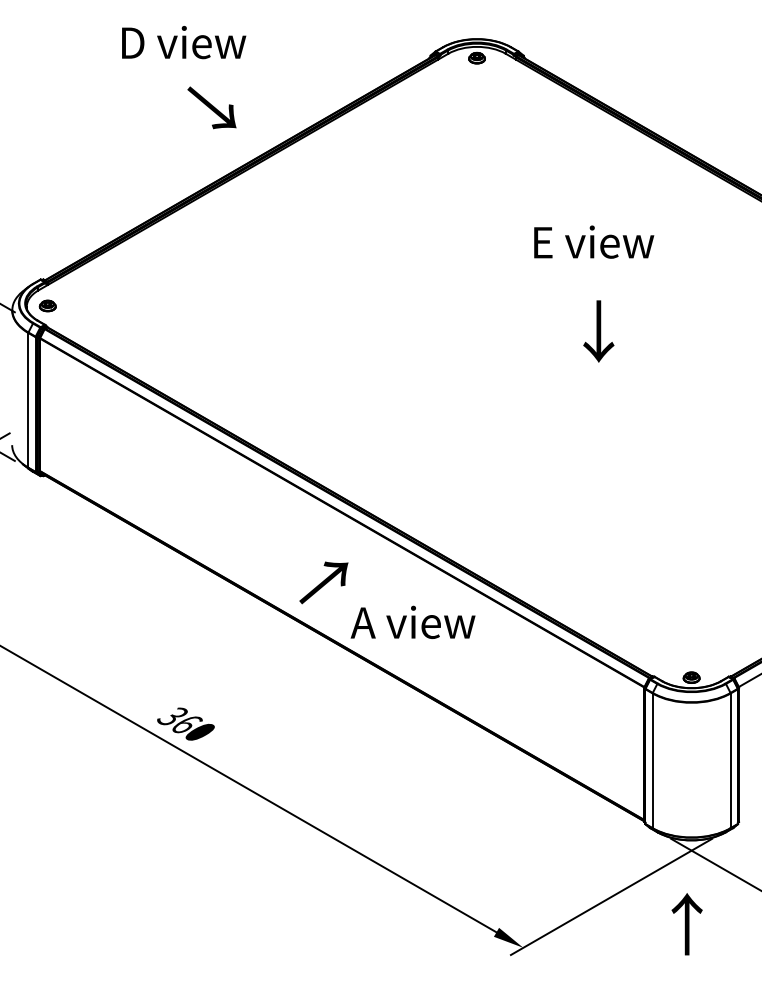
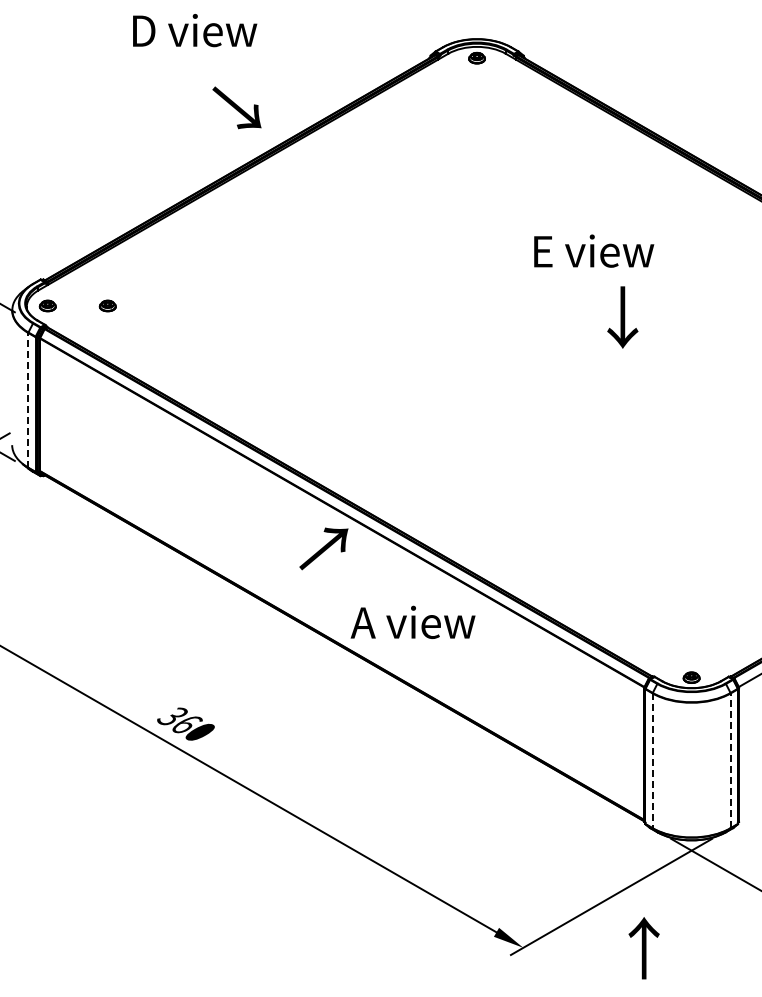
text position: (184, 42) -> (195, 30) (195, 30)
text position: (211, 107) -> (236, 107) (236, 107)
text position: (594, 241) -> (594, 250) (594, 250)
part: none -> present (107, 305)
text position: (598, 331) -> (622, 317) (622, 317)
line: solid -> dashed (28, 399)
text position: (323, 582) -> (323, 548) (323, 548)
line: solid -> dashed (730, 760)
line: solid -> dashed (652, 761)
text position: (686, 924) -> (643, 948) (643, 948)
